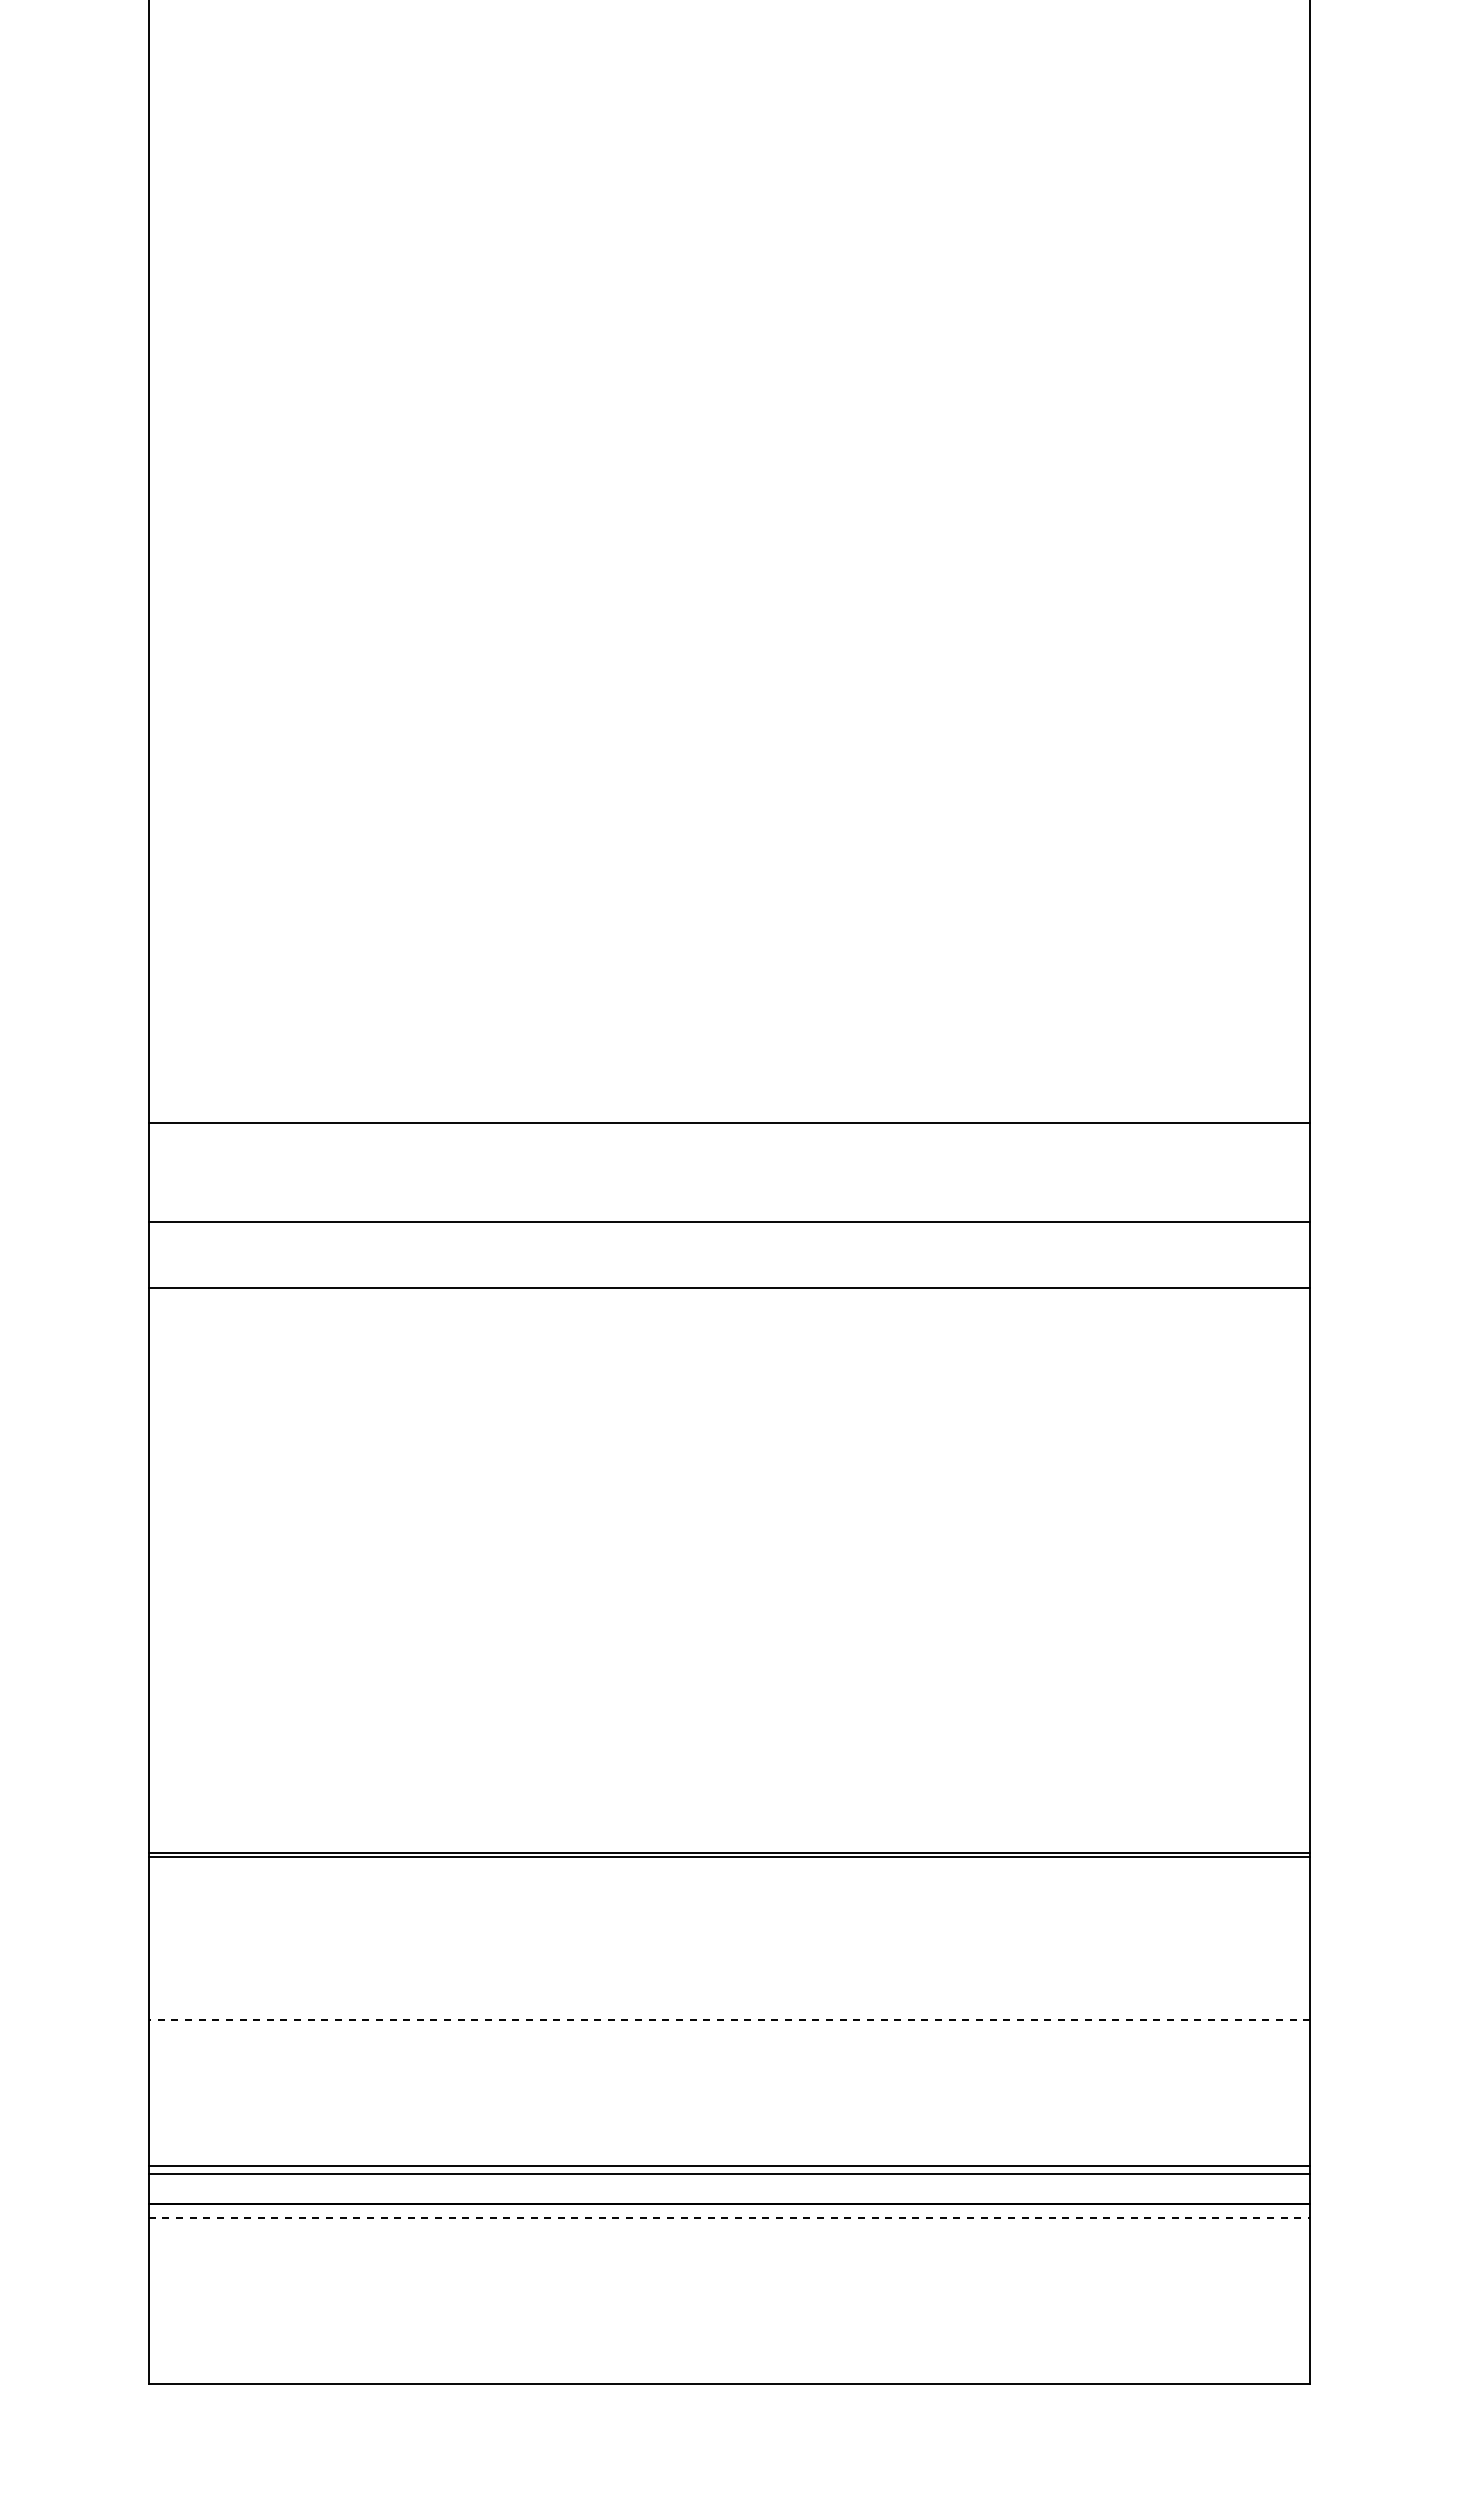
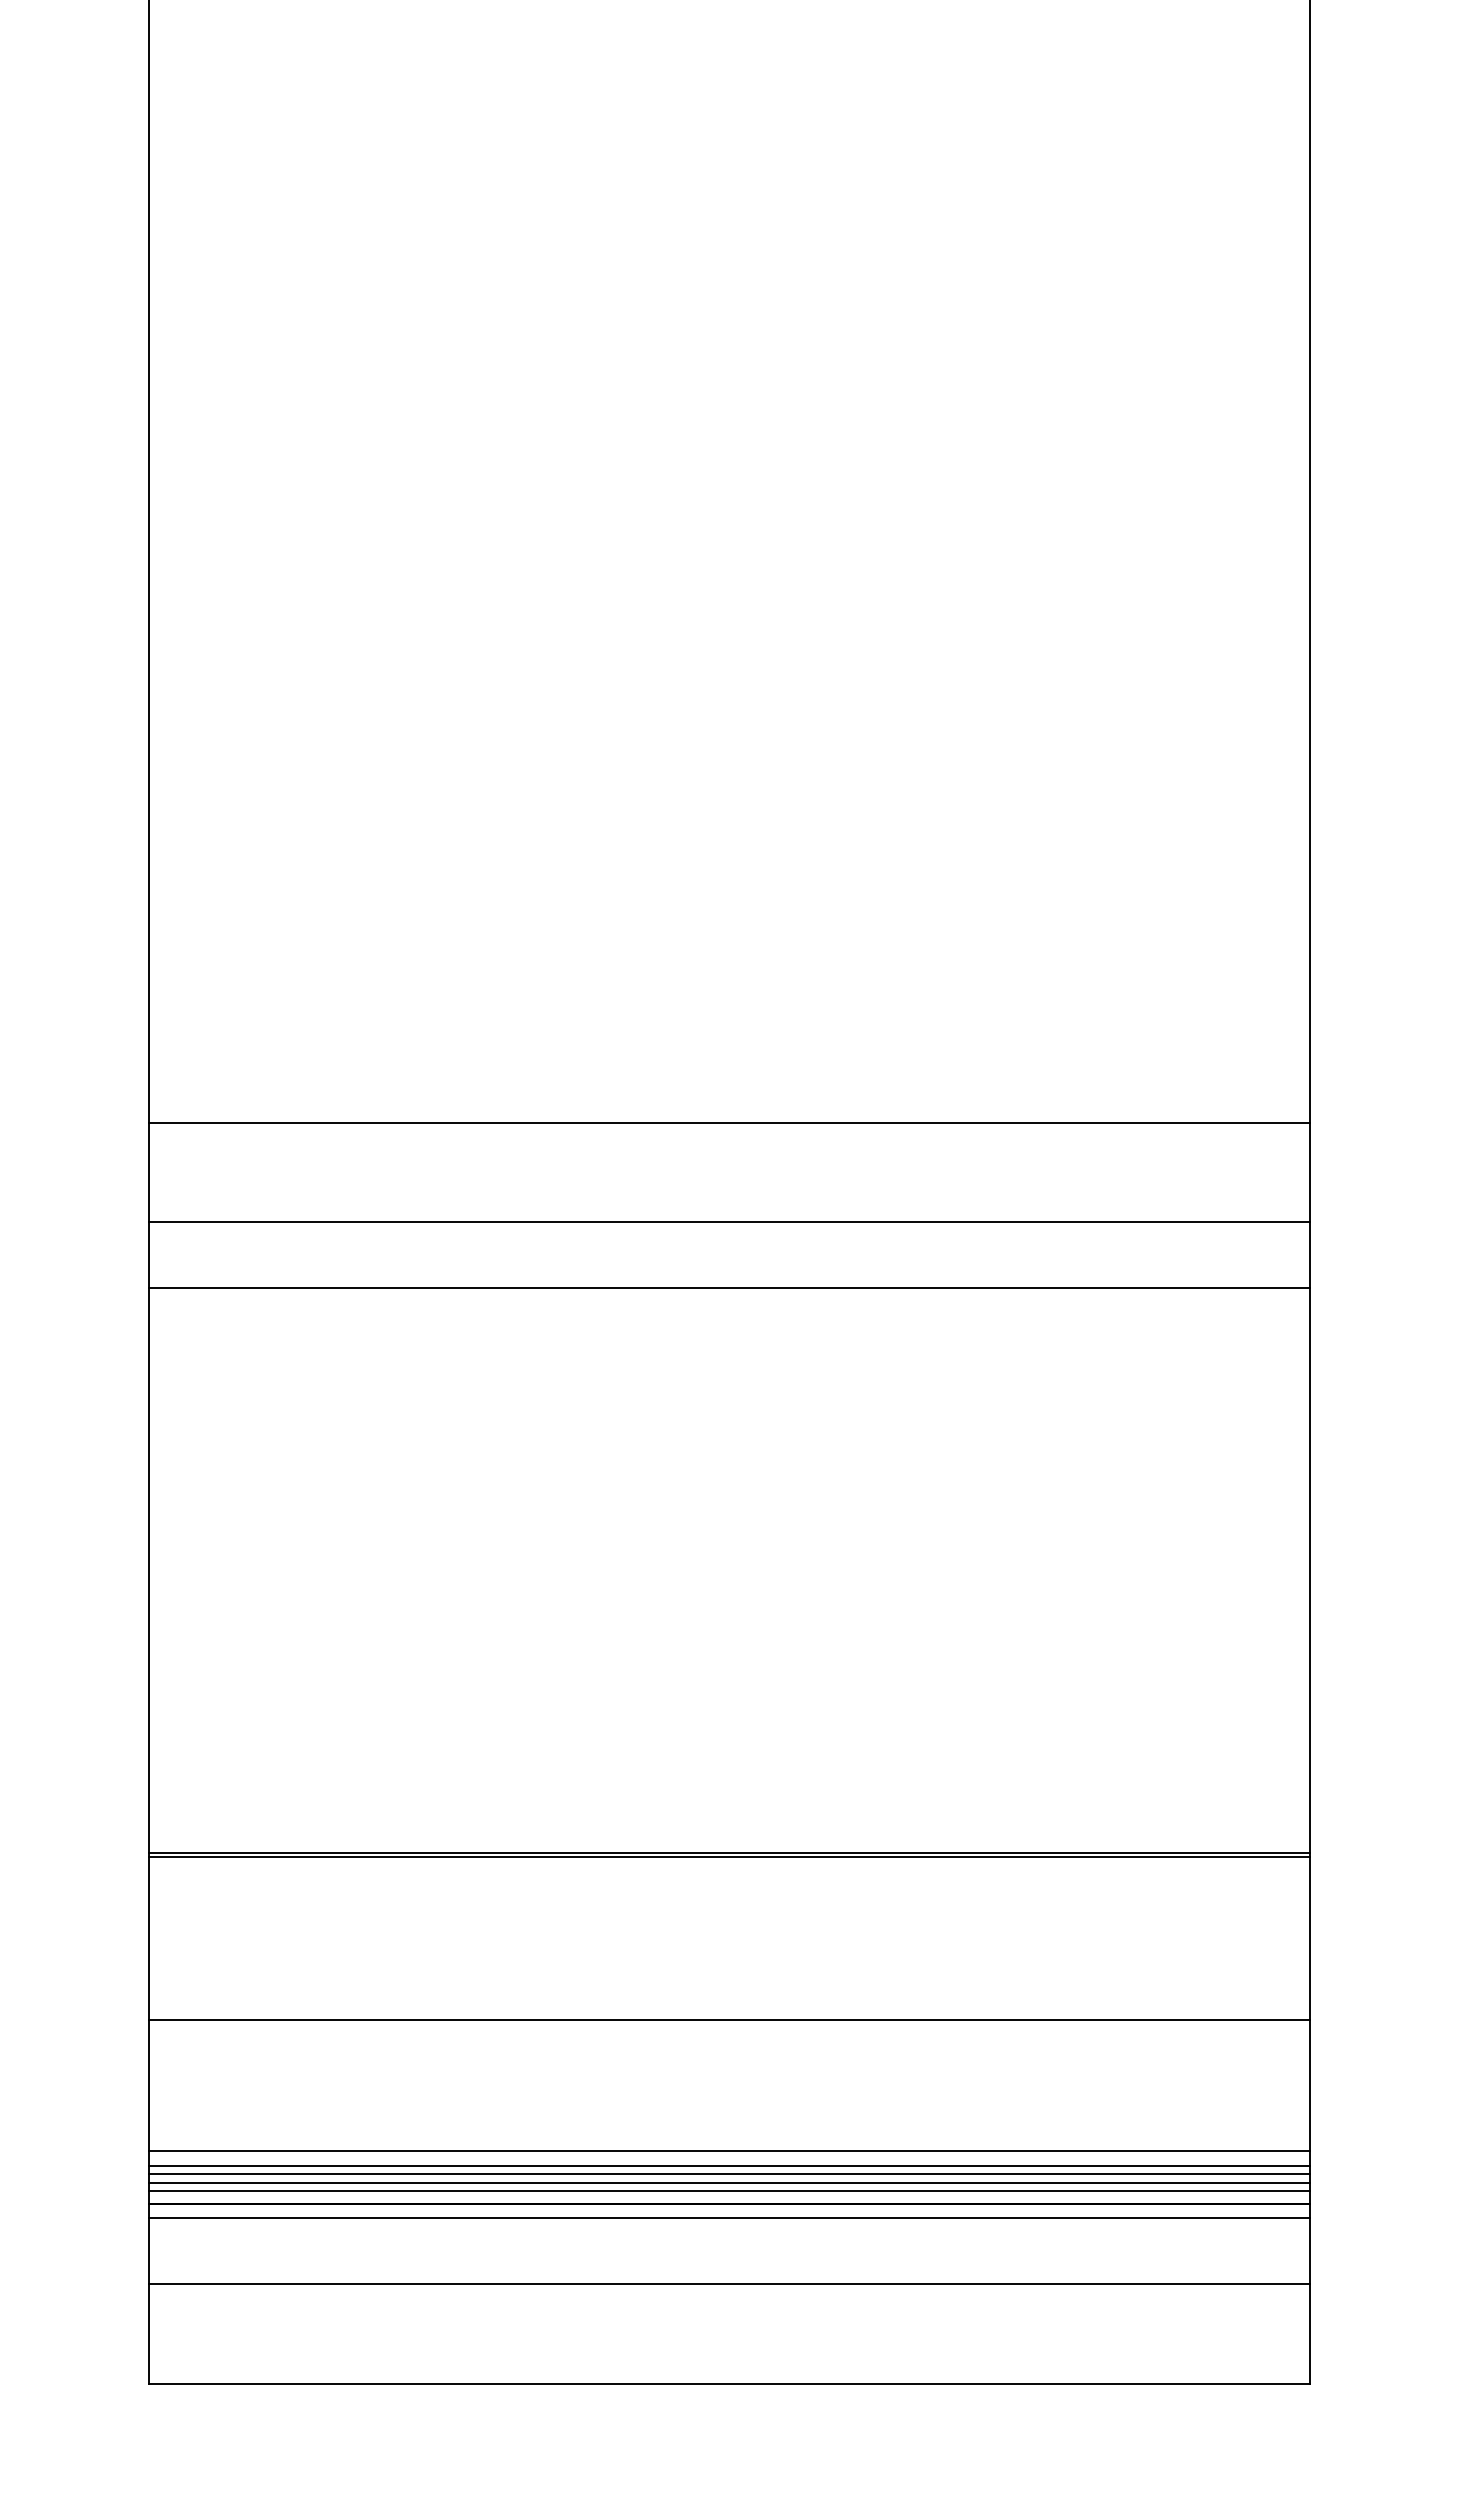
line: dashed -> solid (729, 2020)
line: none -> present (729, 2151)
line: none -> present (729, 2182)
line: none -> present (729, 2191)
line: dashed -> solid (729, 2217)
line: none -> present (729, 2284)
